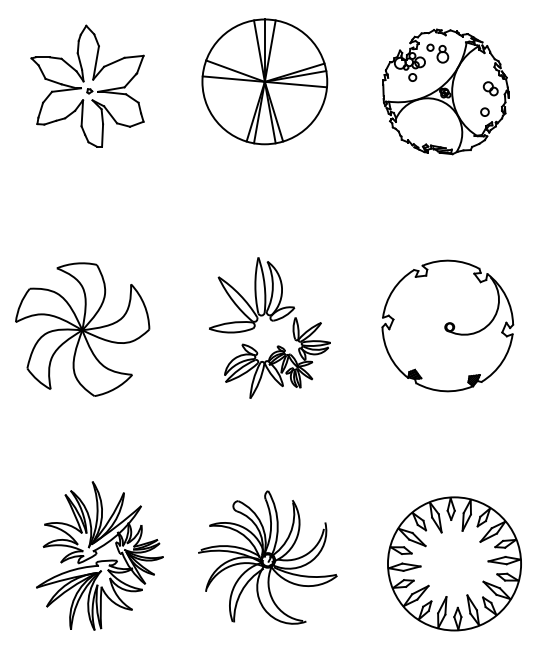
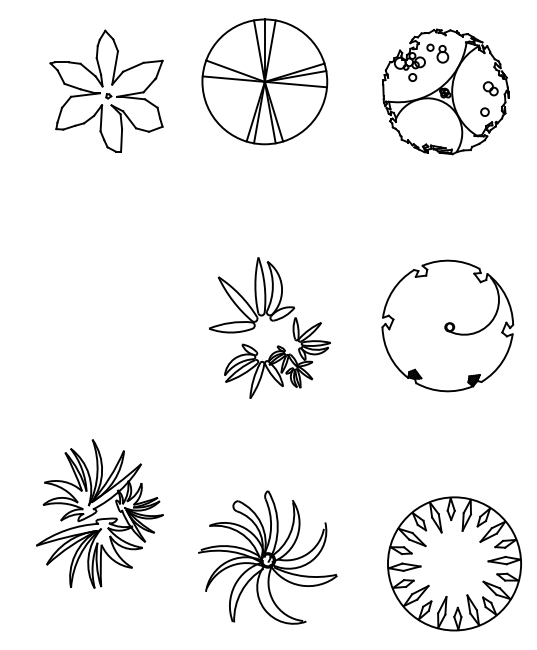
part position: (87, 85) -> (106, 90) (106, 90)
part: present -> none (82, 329)
part position: (99, 555) -> (99, 513) (99, 513)
